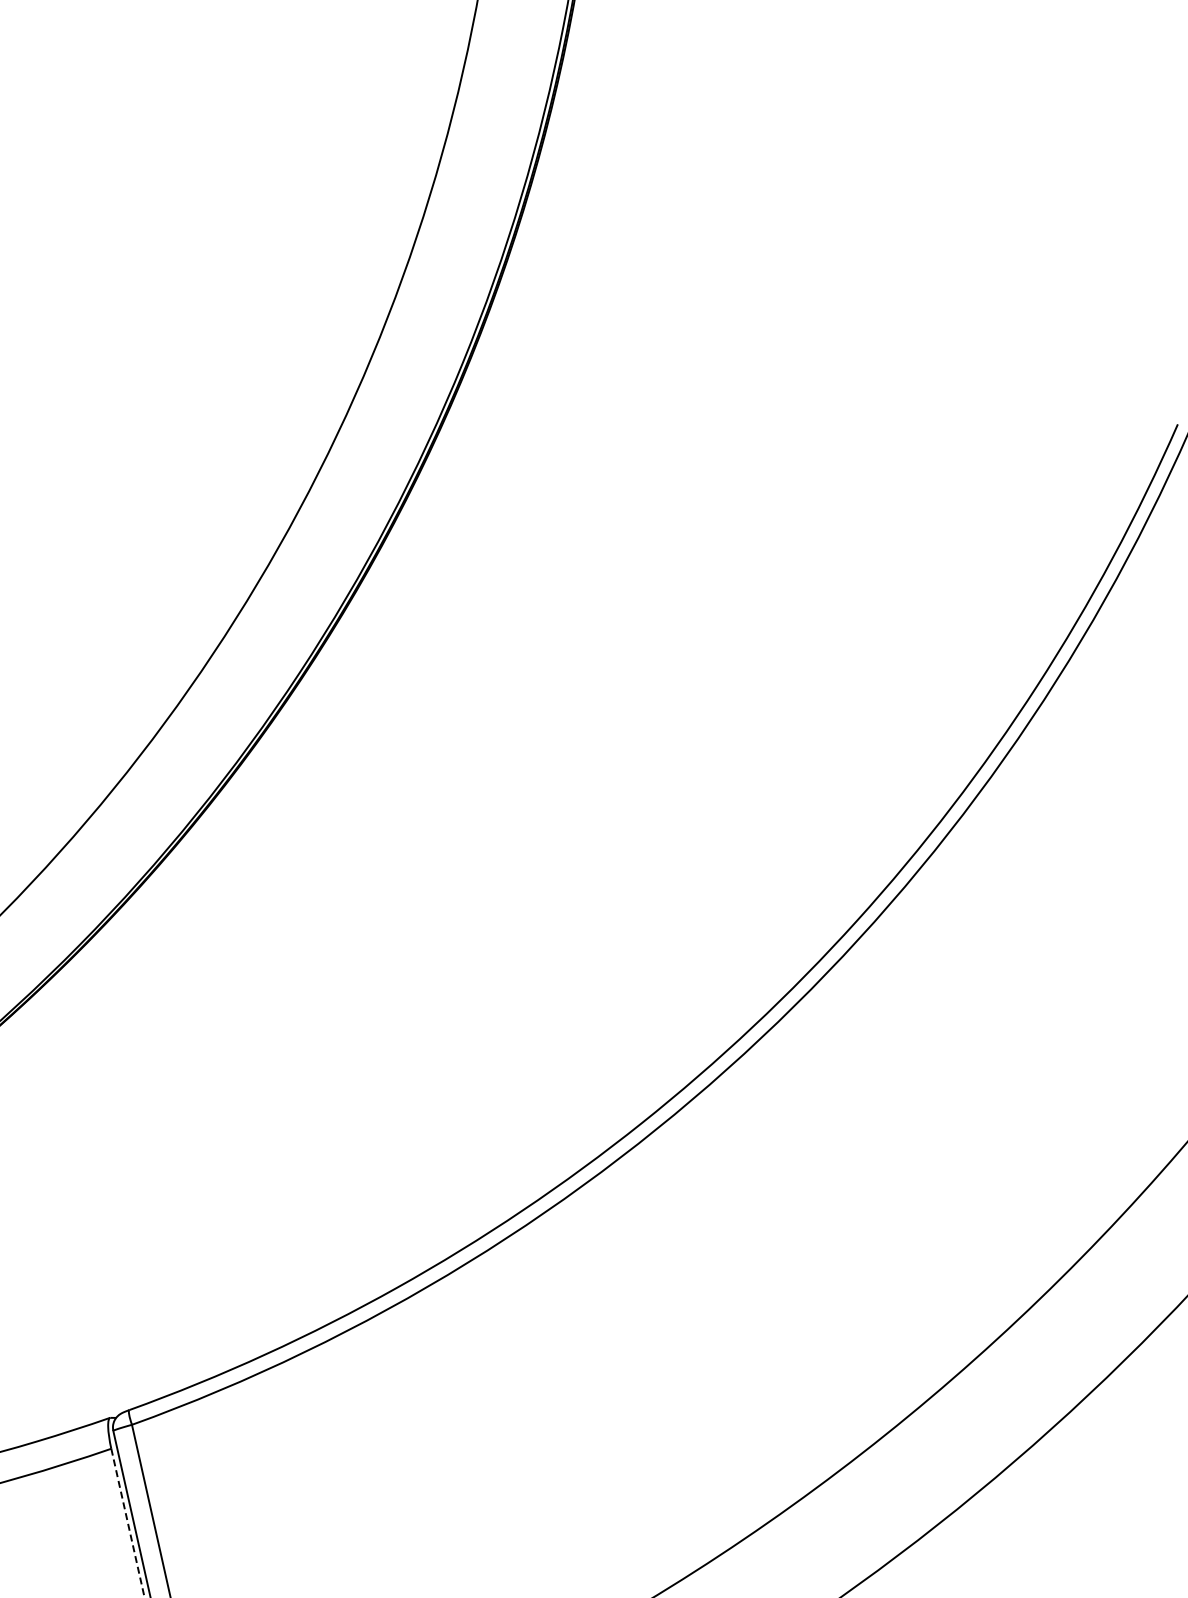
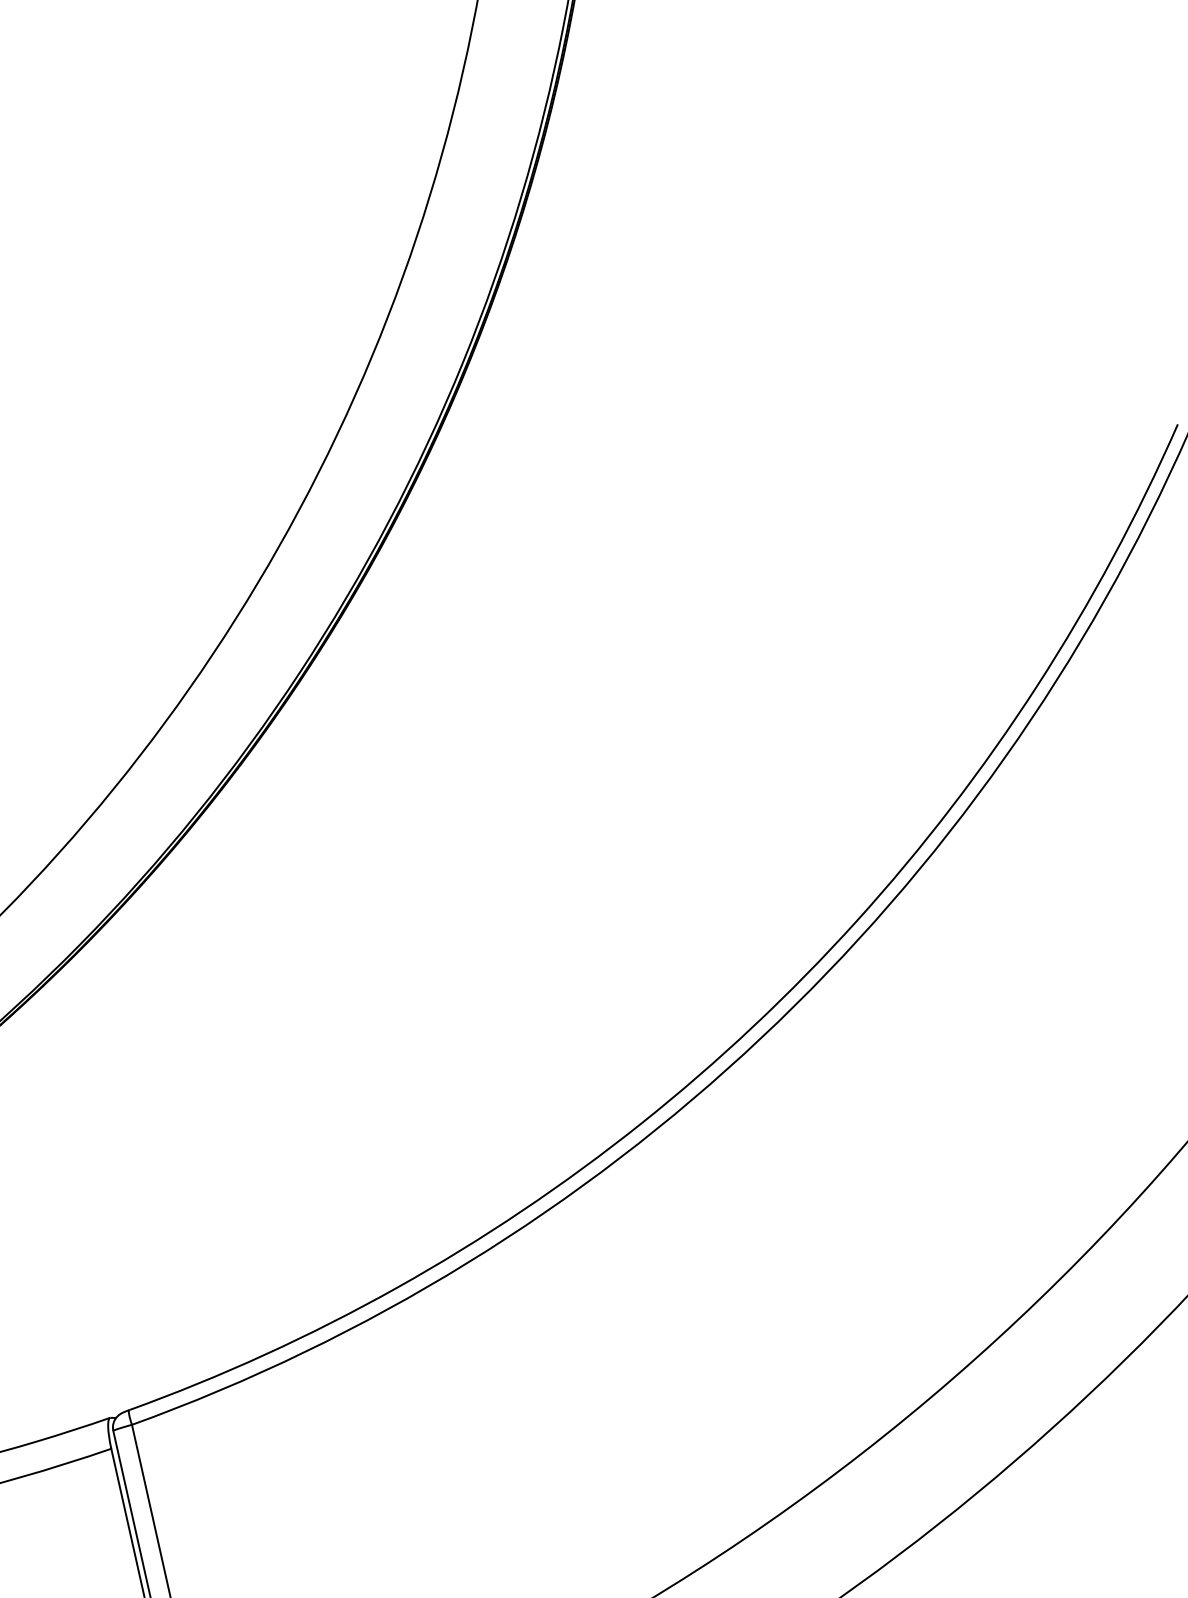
line: dashed -> solid (128, 1523)
